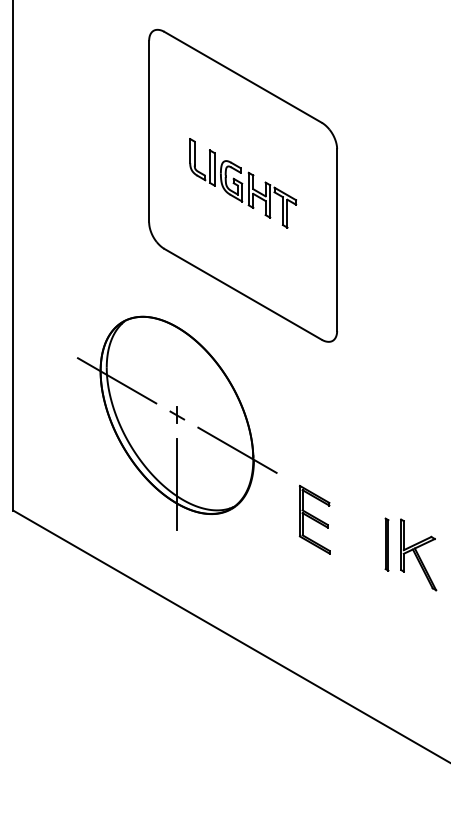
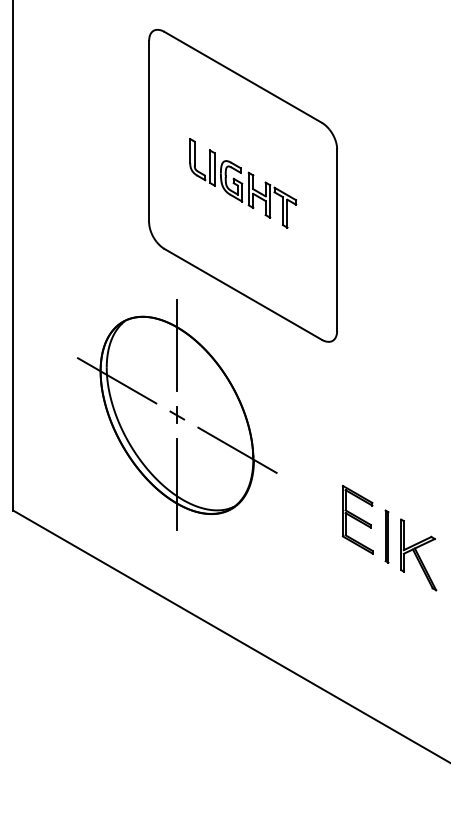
line: none -> present (176, 345)
part position: (314, 519) -> (357, 519) (357, 519)
part position: (386, 544) -> (386, 536) (386, 536)
